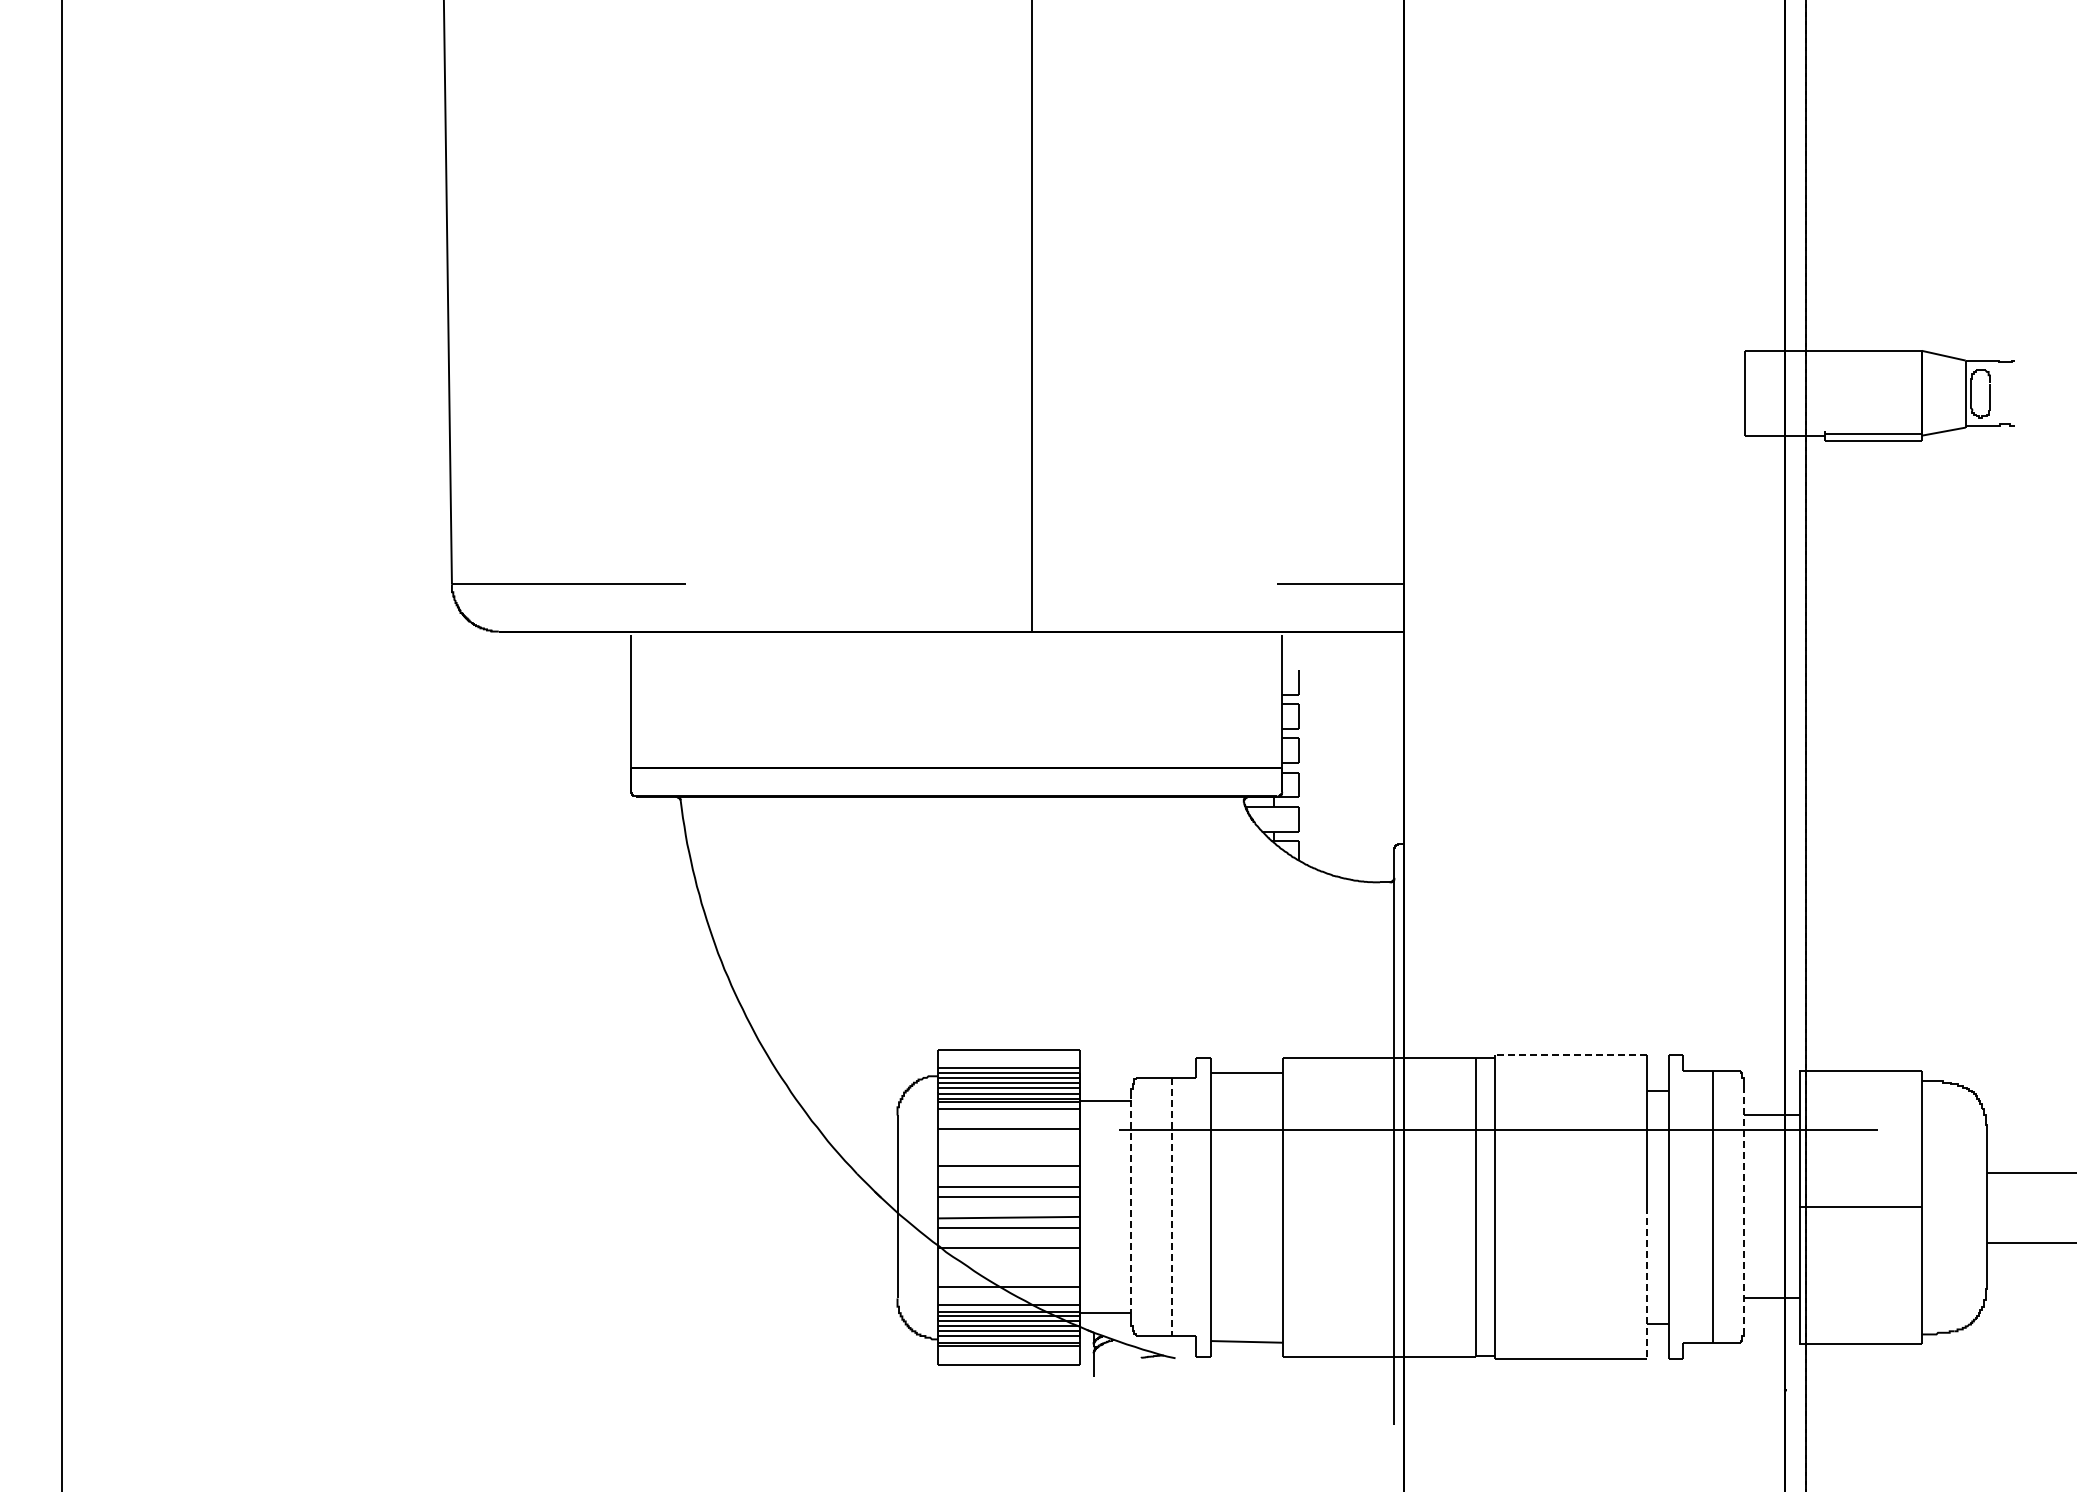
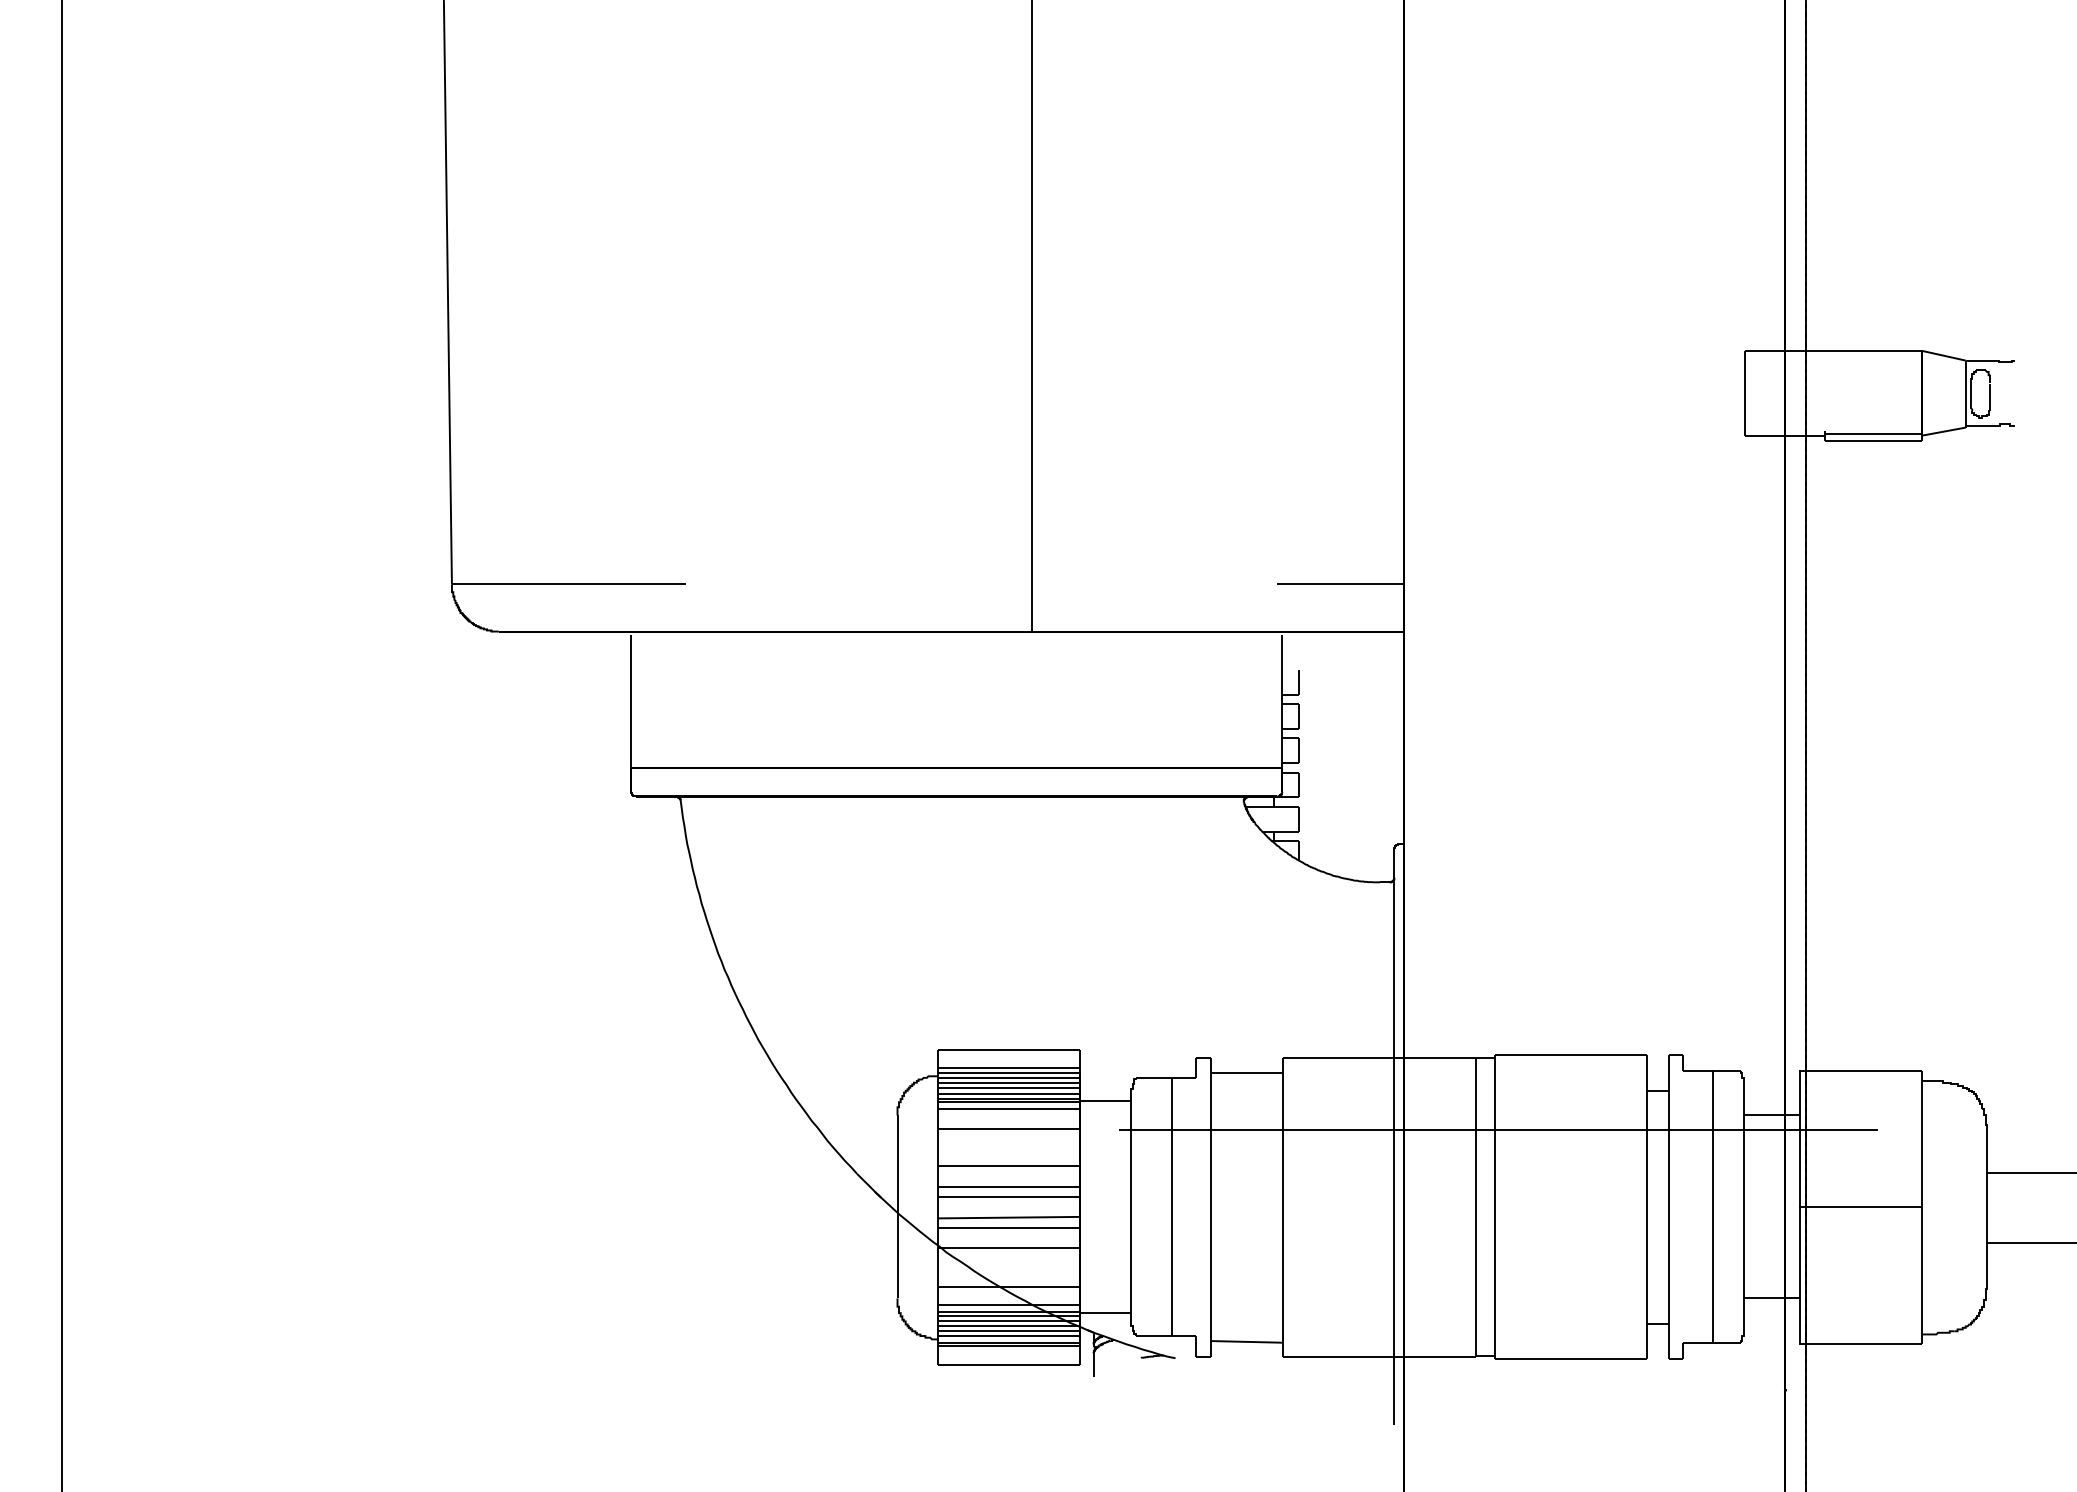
line: dashed -> solid (1571, 1054)
line: dashed -> solid (1743, 1206)
line: dashed -> solid (1131, 1207)
line: dashed -> solid (1172, 1207)
line: dashed -> solid (1647, 1283)
